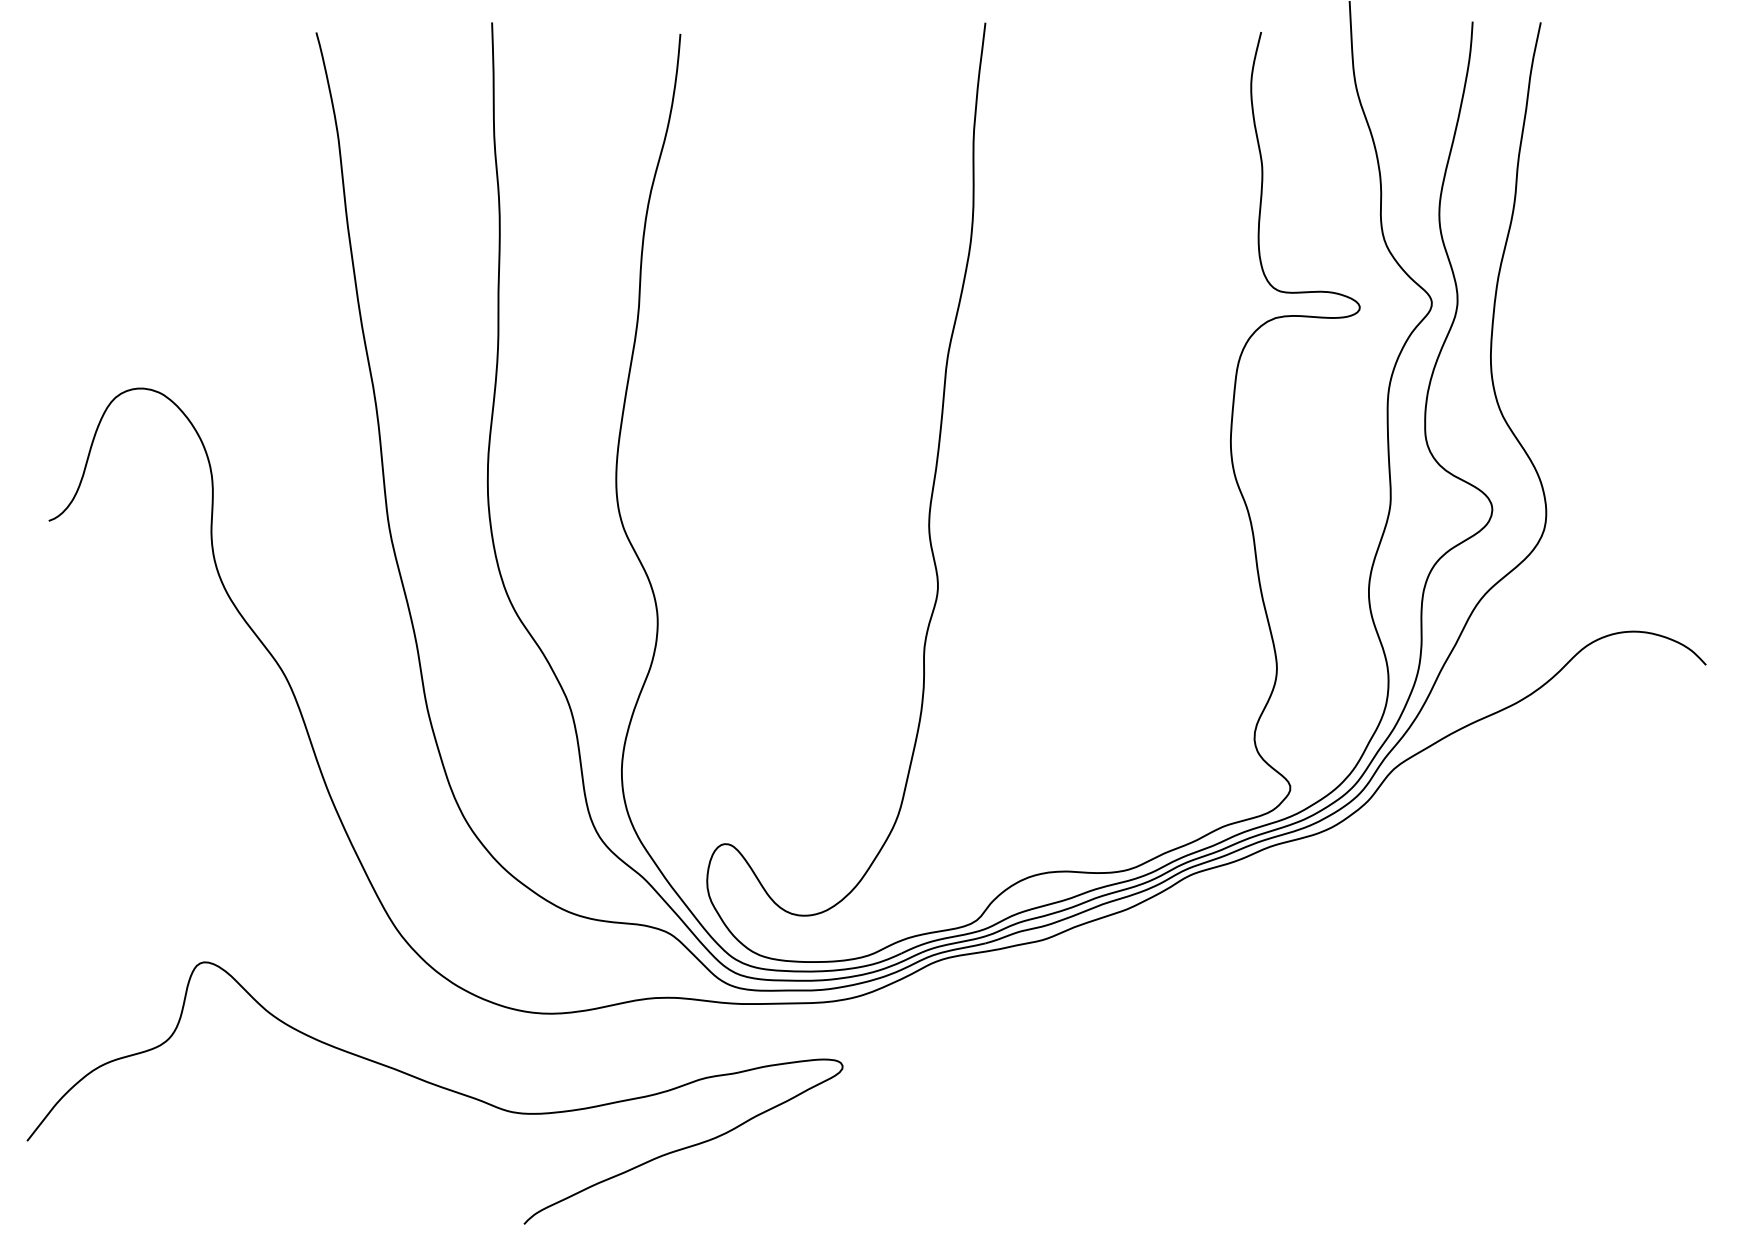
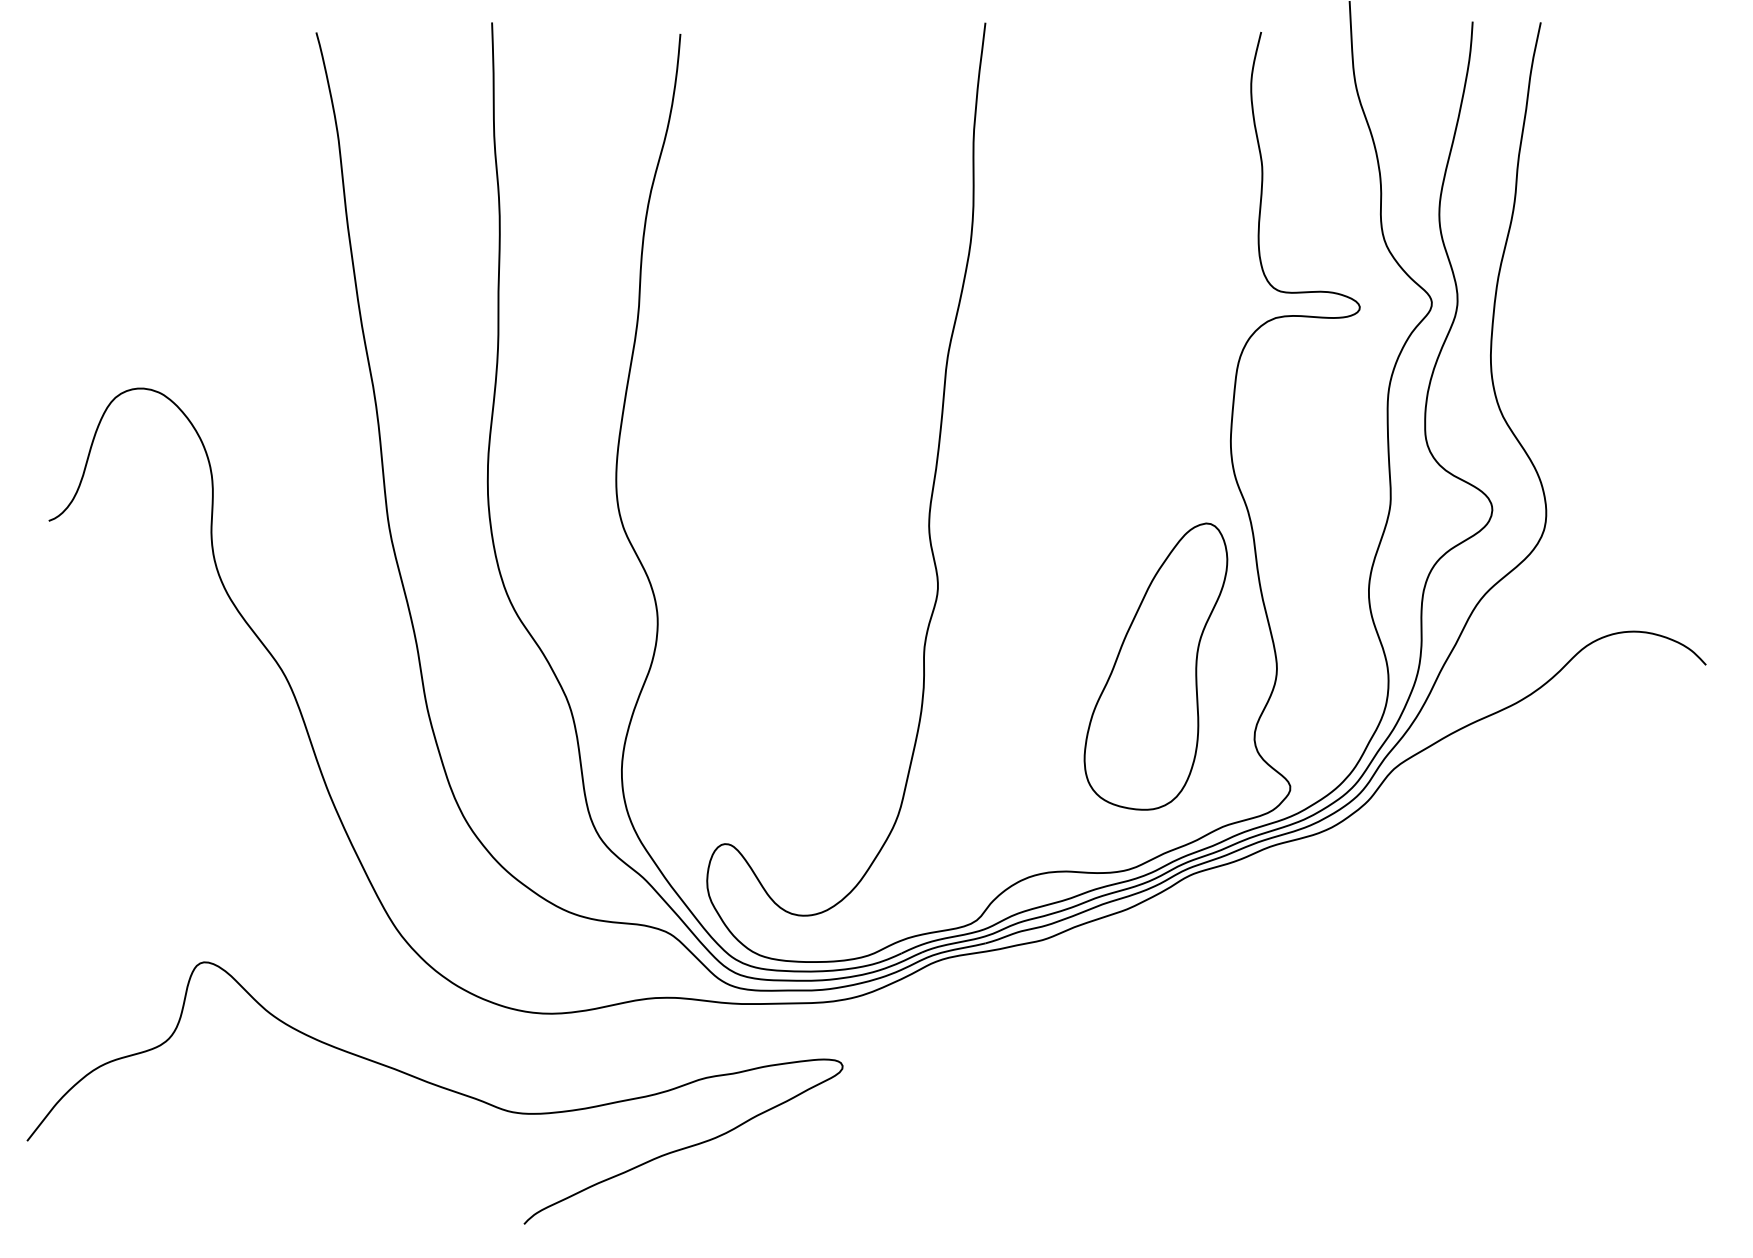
part: none -> present (1155, 666)
